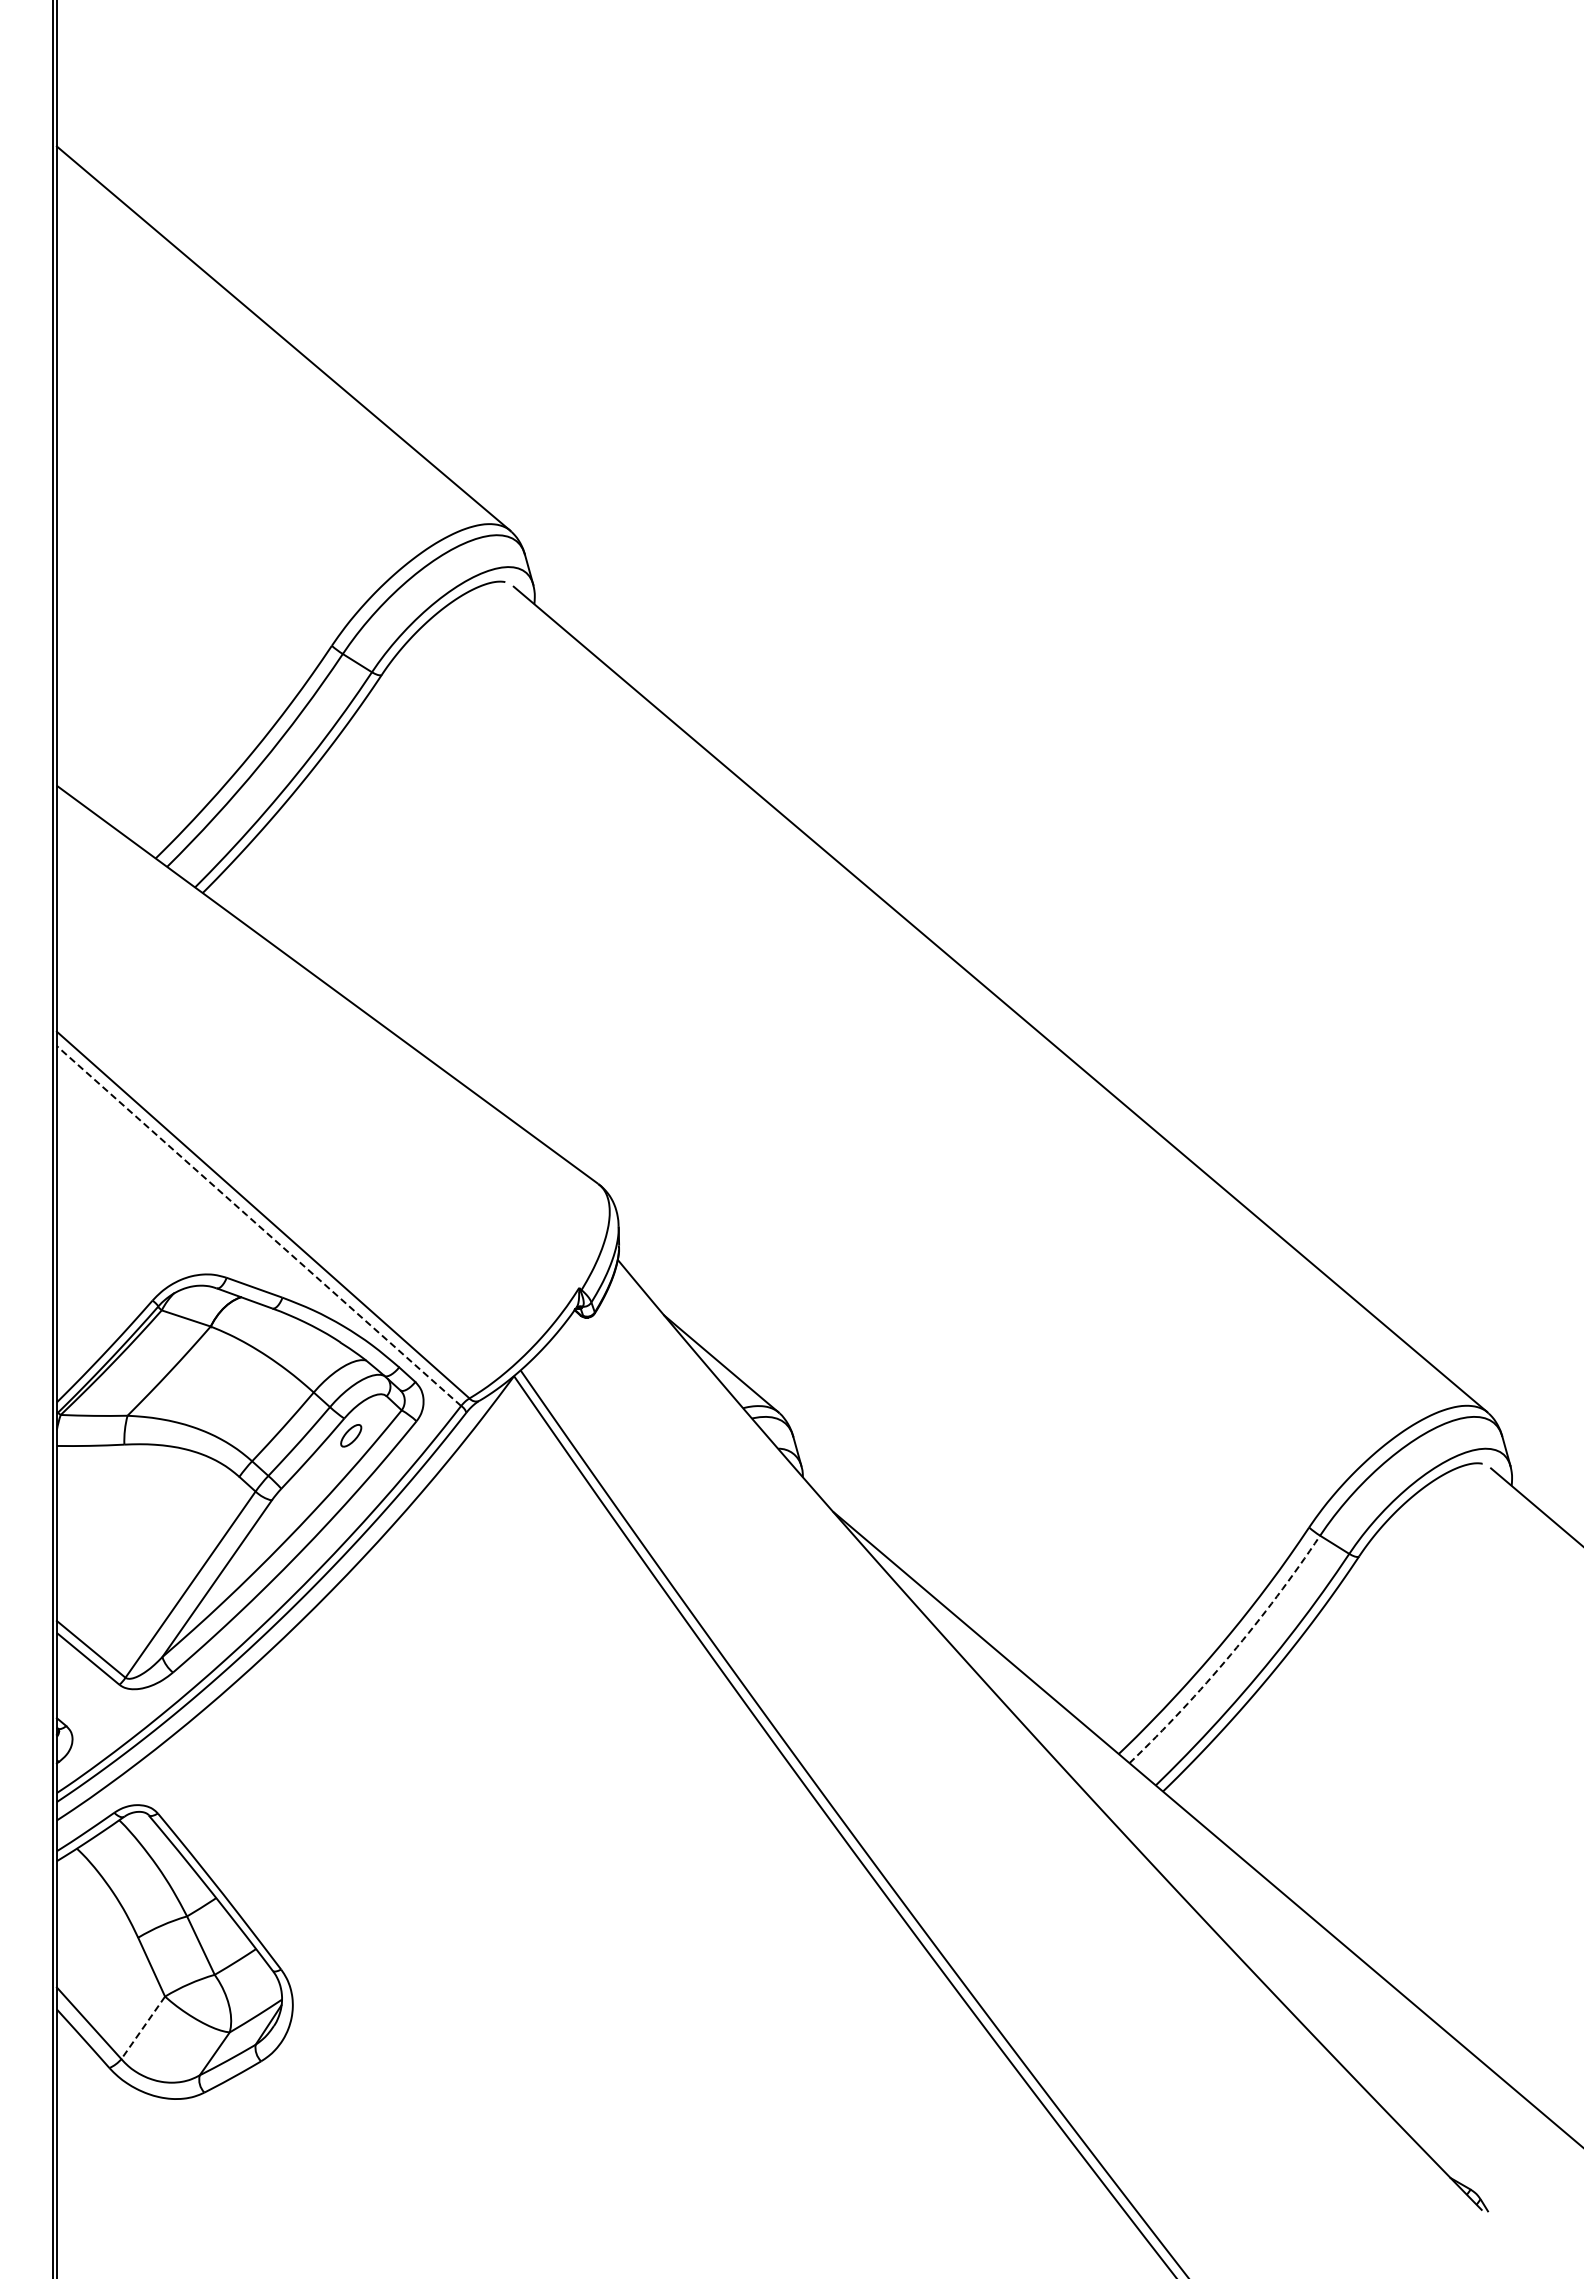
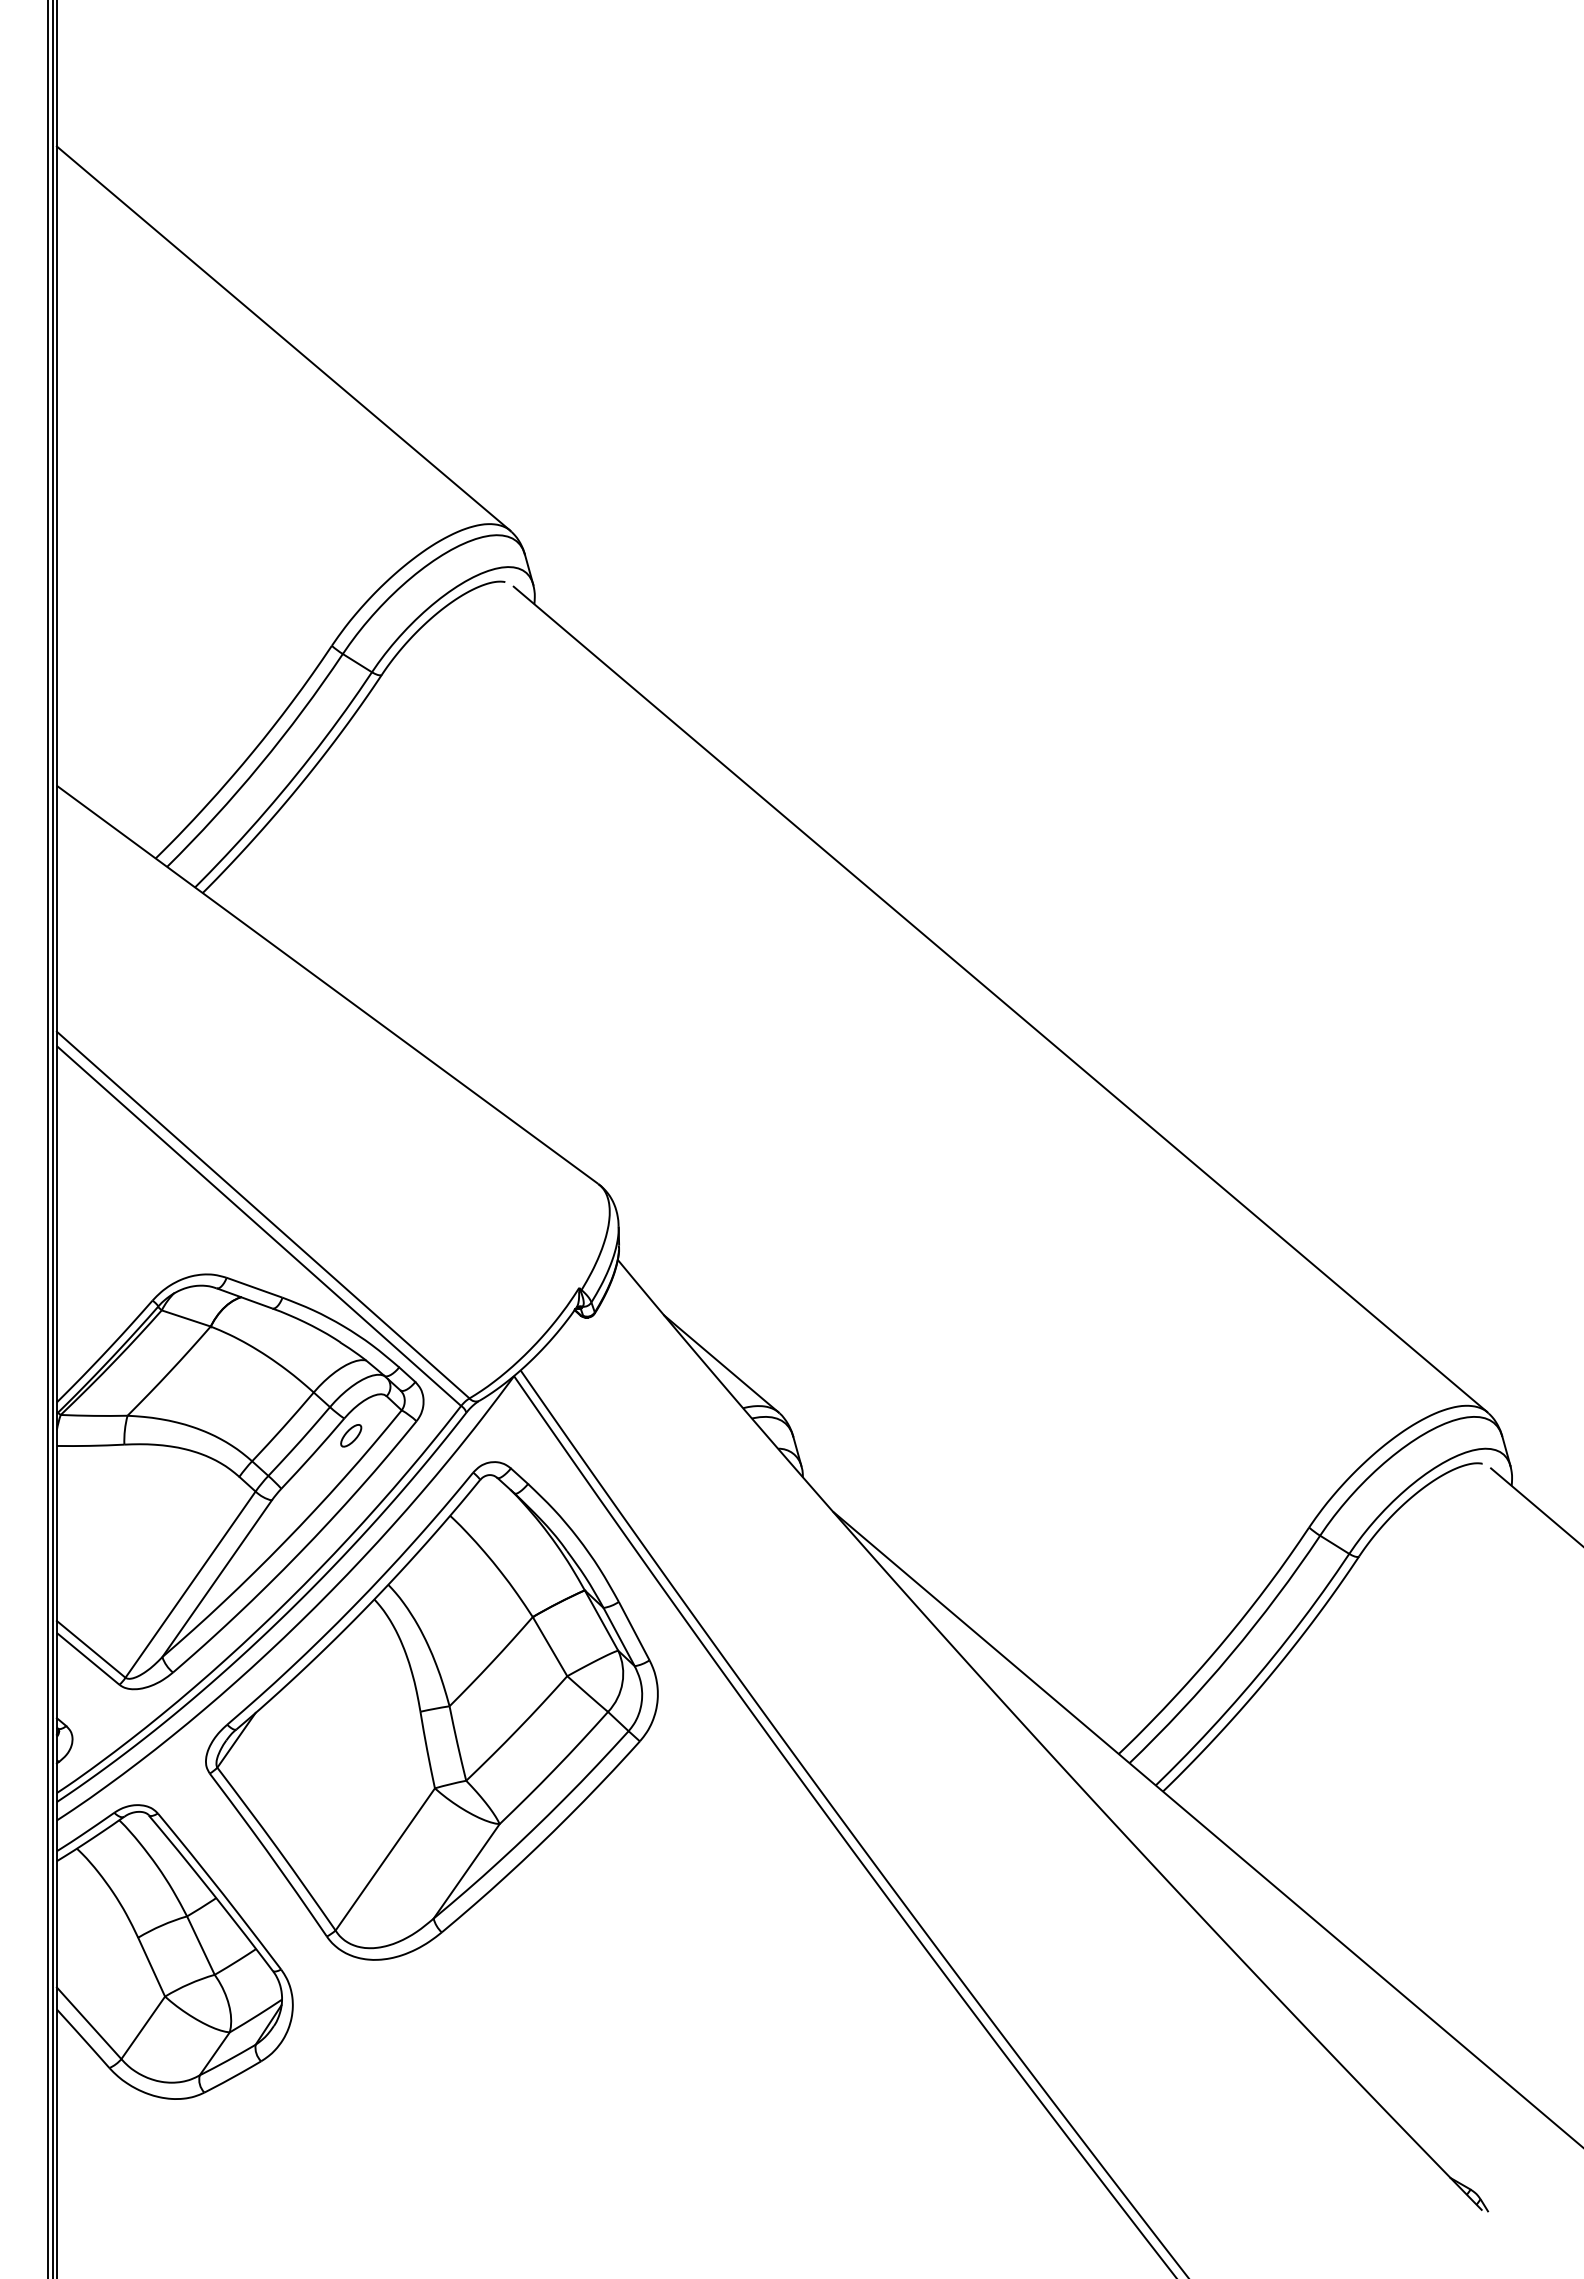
line: none -> present (47, 1138)
line: dashed -> solid (258, 1225)
arc: dashed -> solid (1230, 1654)
part: none -> present (431, 1710)
line: dashed -> solid (142, 2028)
